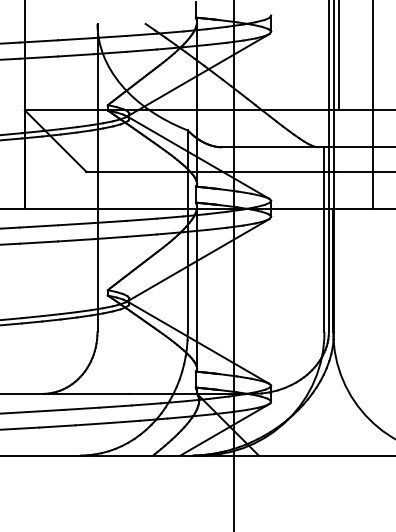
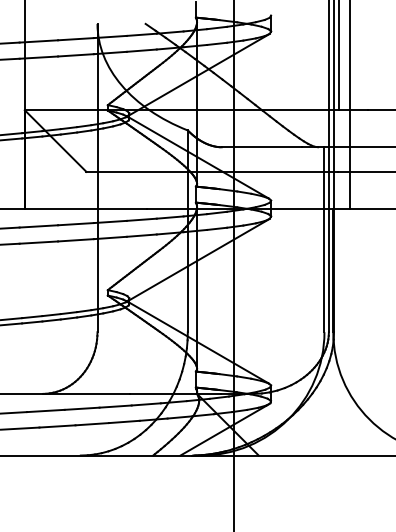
line position: (373, 105) -> (350, 105) (350, 105)
